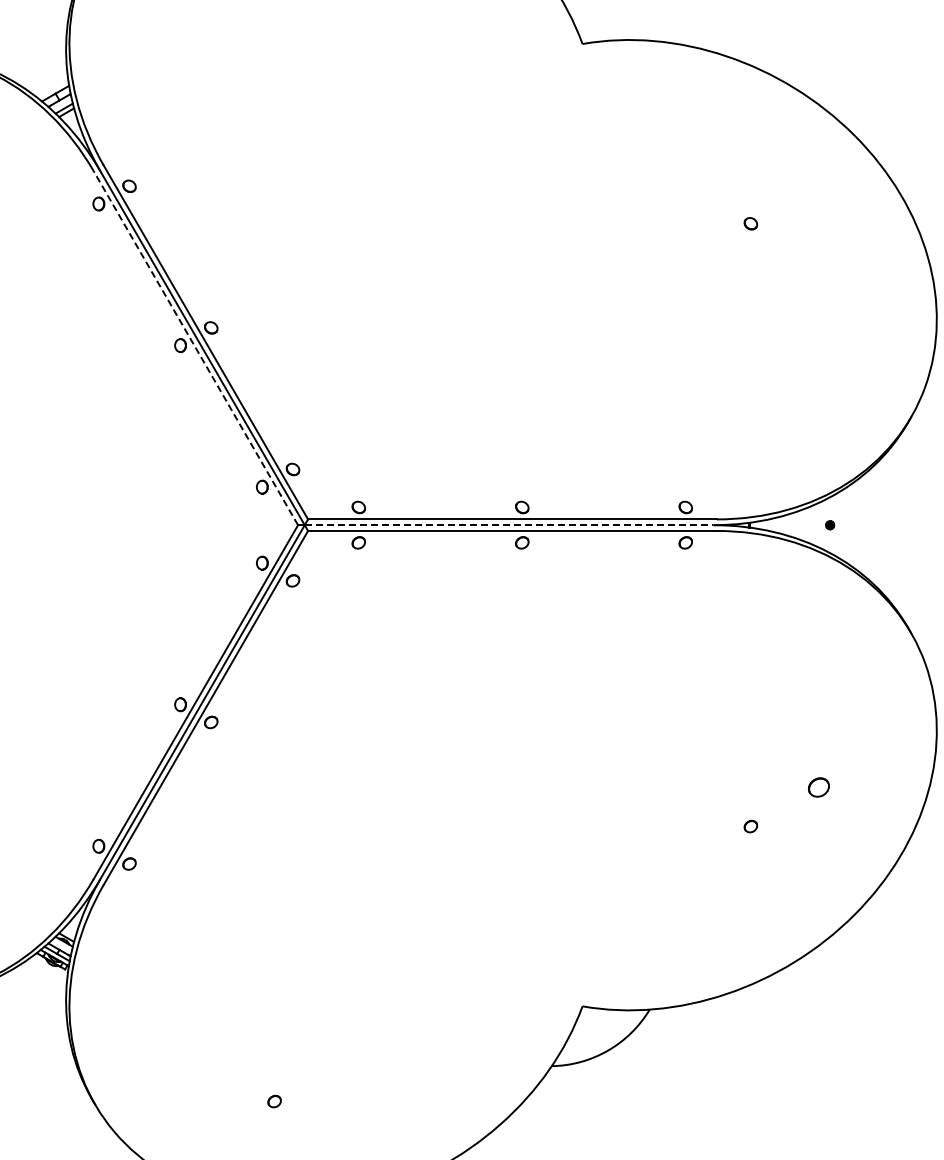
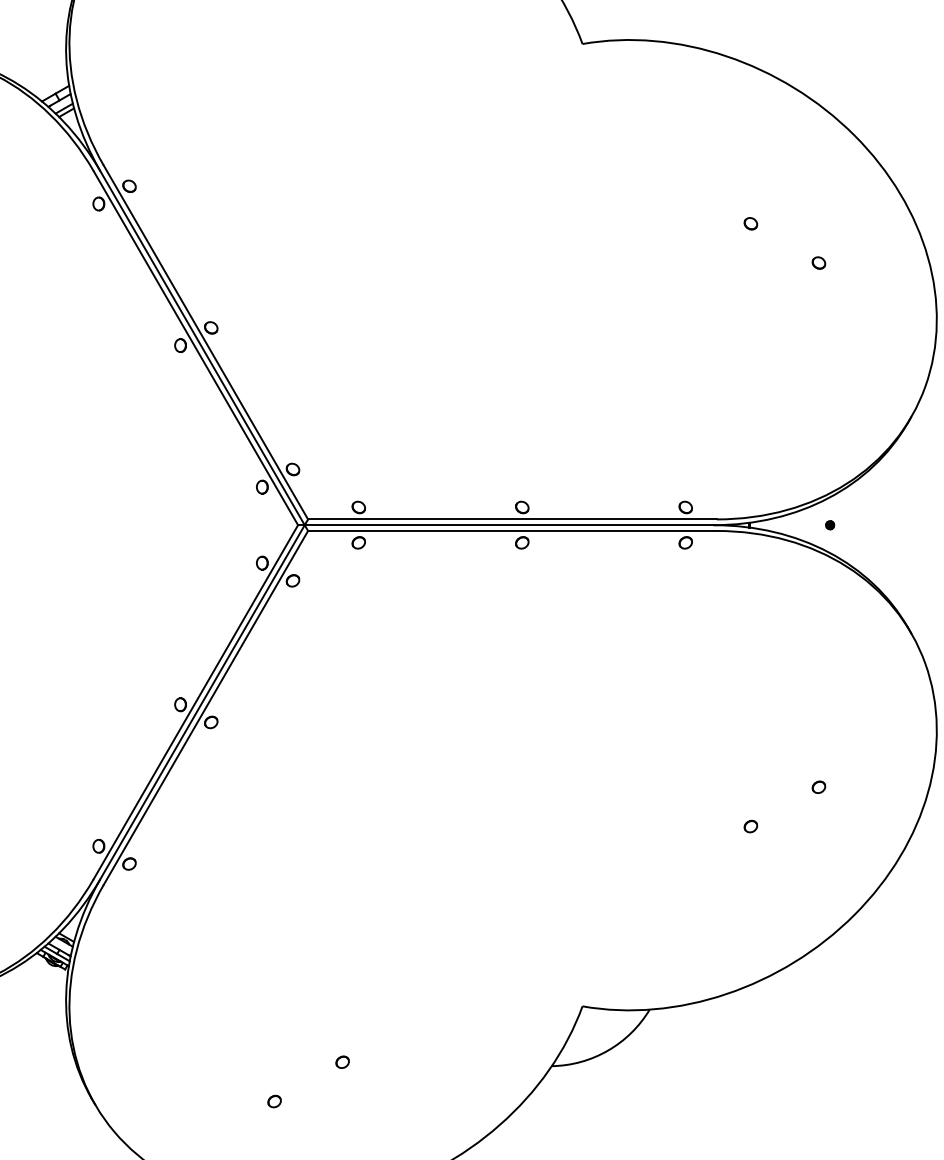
part: none -> present (818, 262)
line: dashed -> solid (195, 347)
line: dashed -> solid (509, 525)
part size: 22x21 px -> 16x14 px (818, 786)
part: none -> present (342, 1061)
